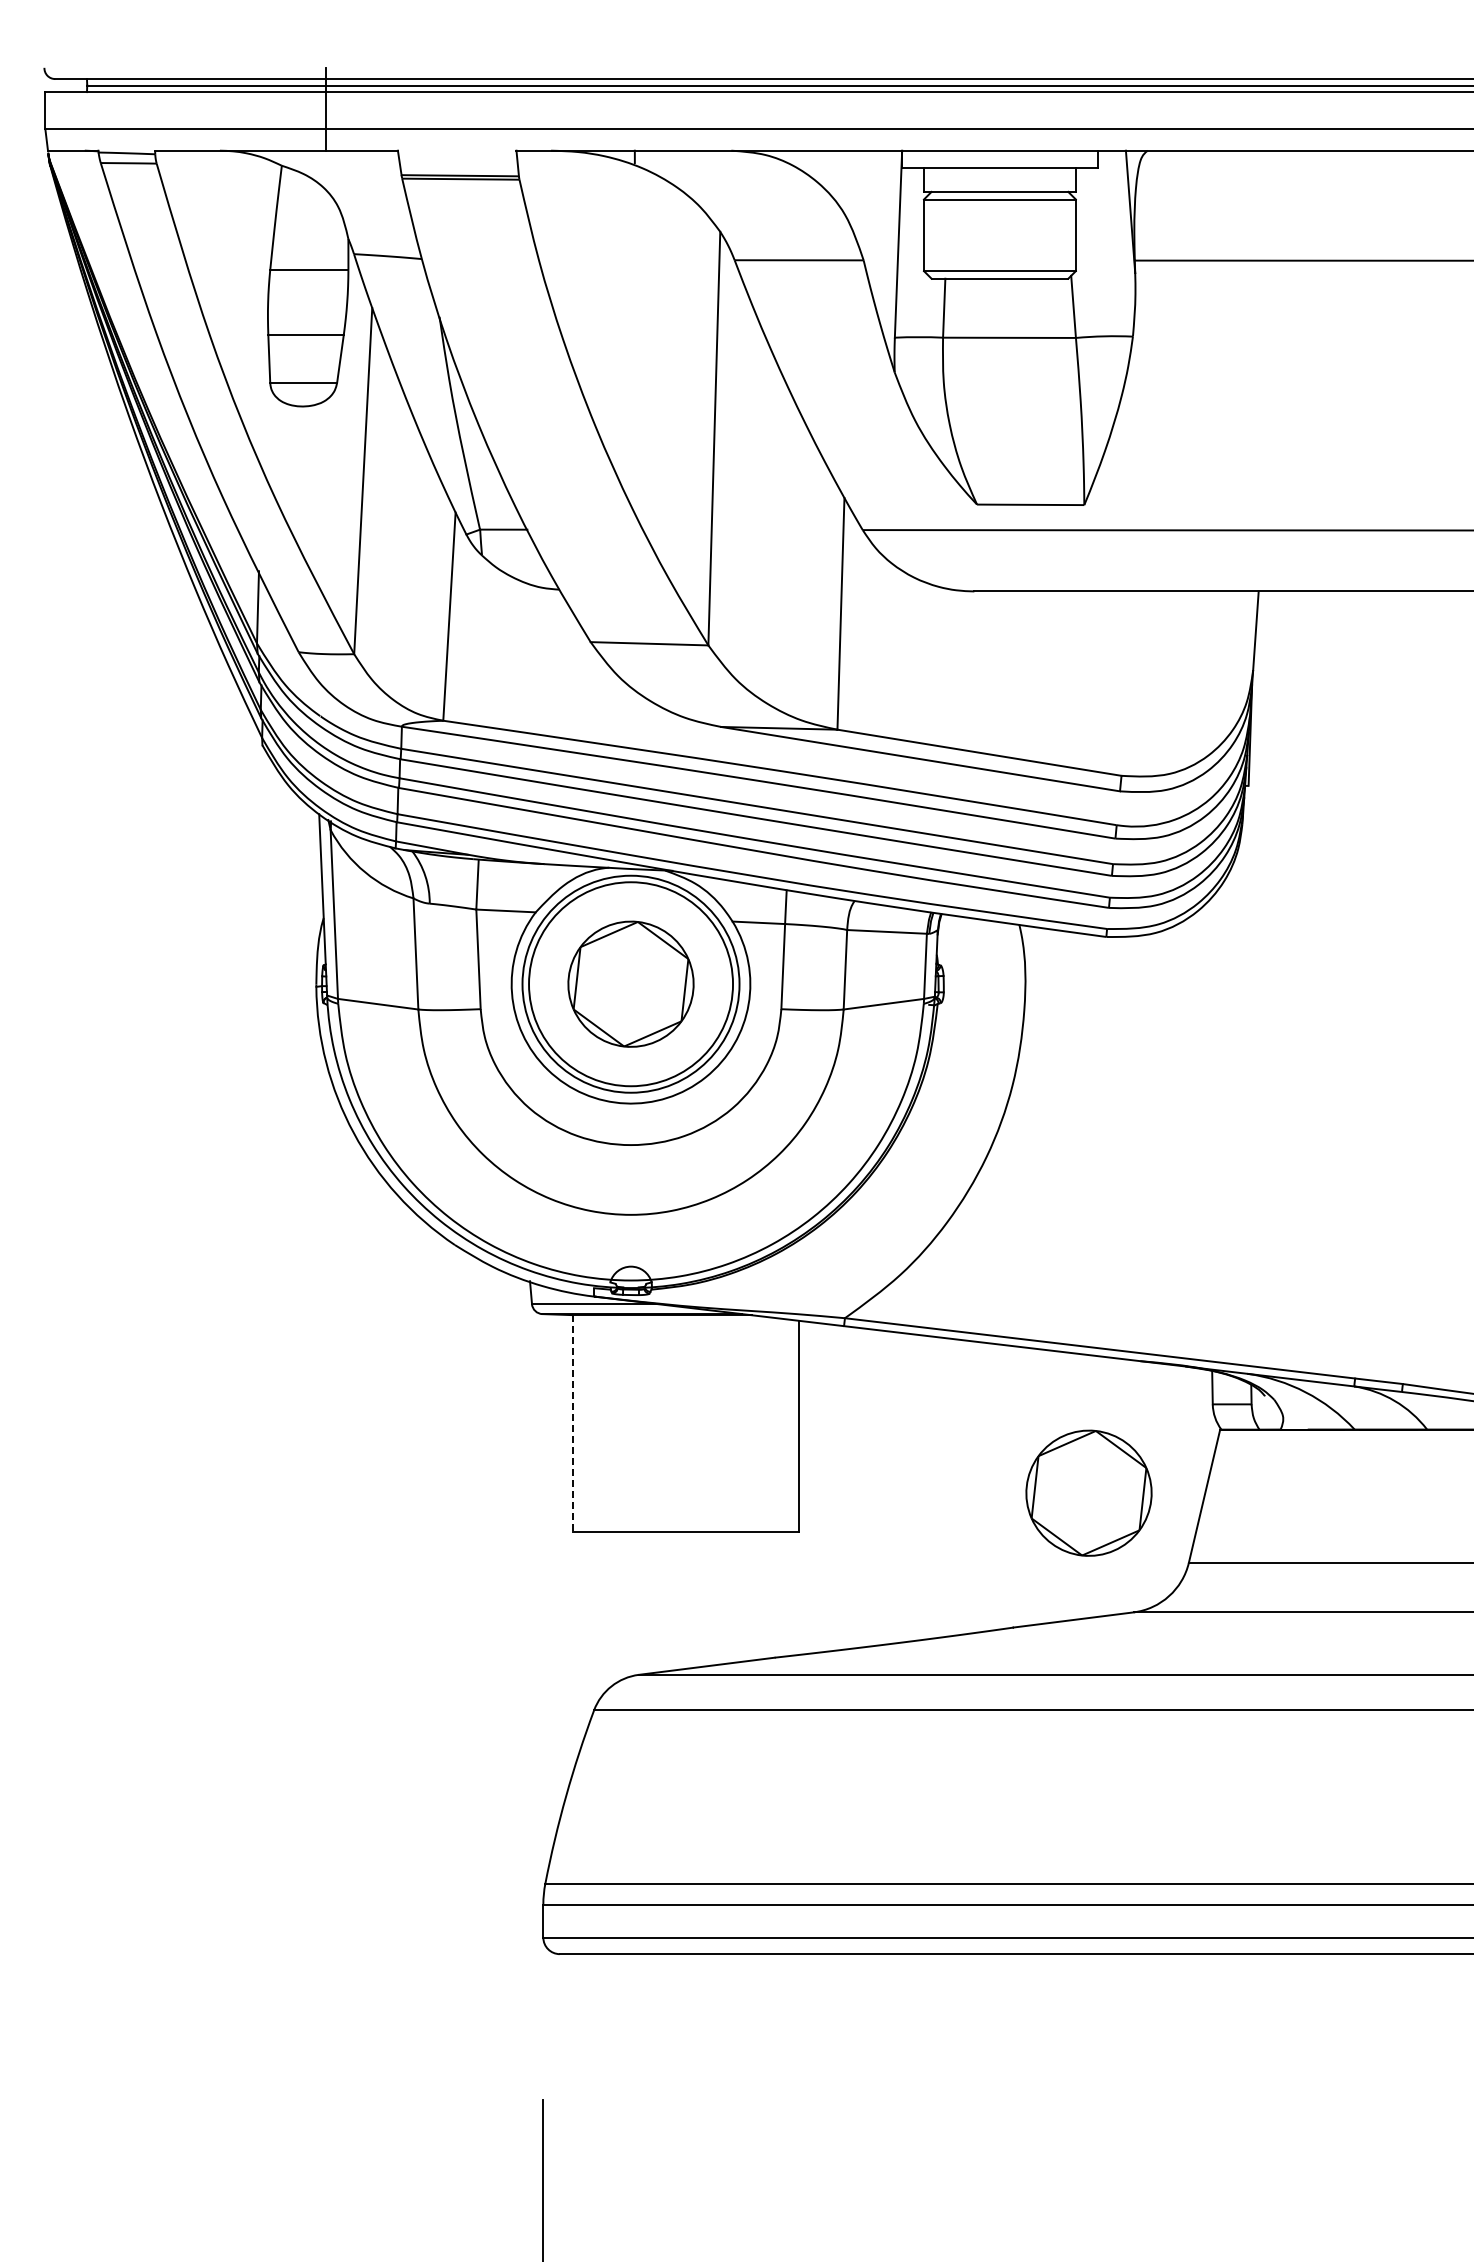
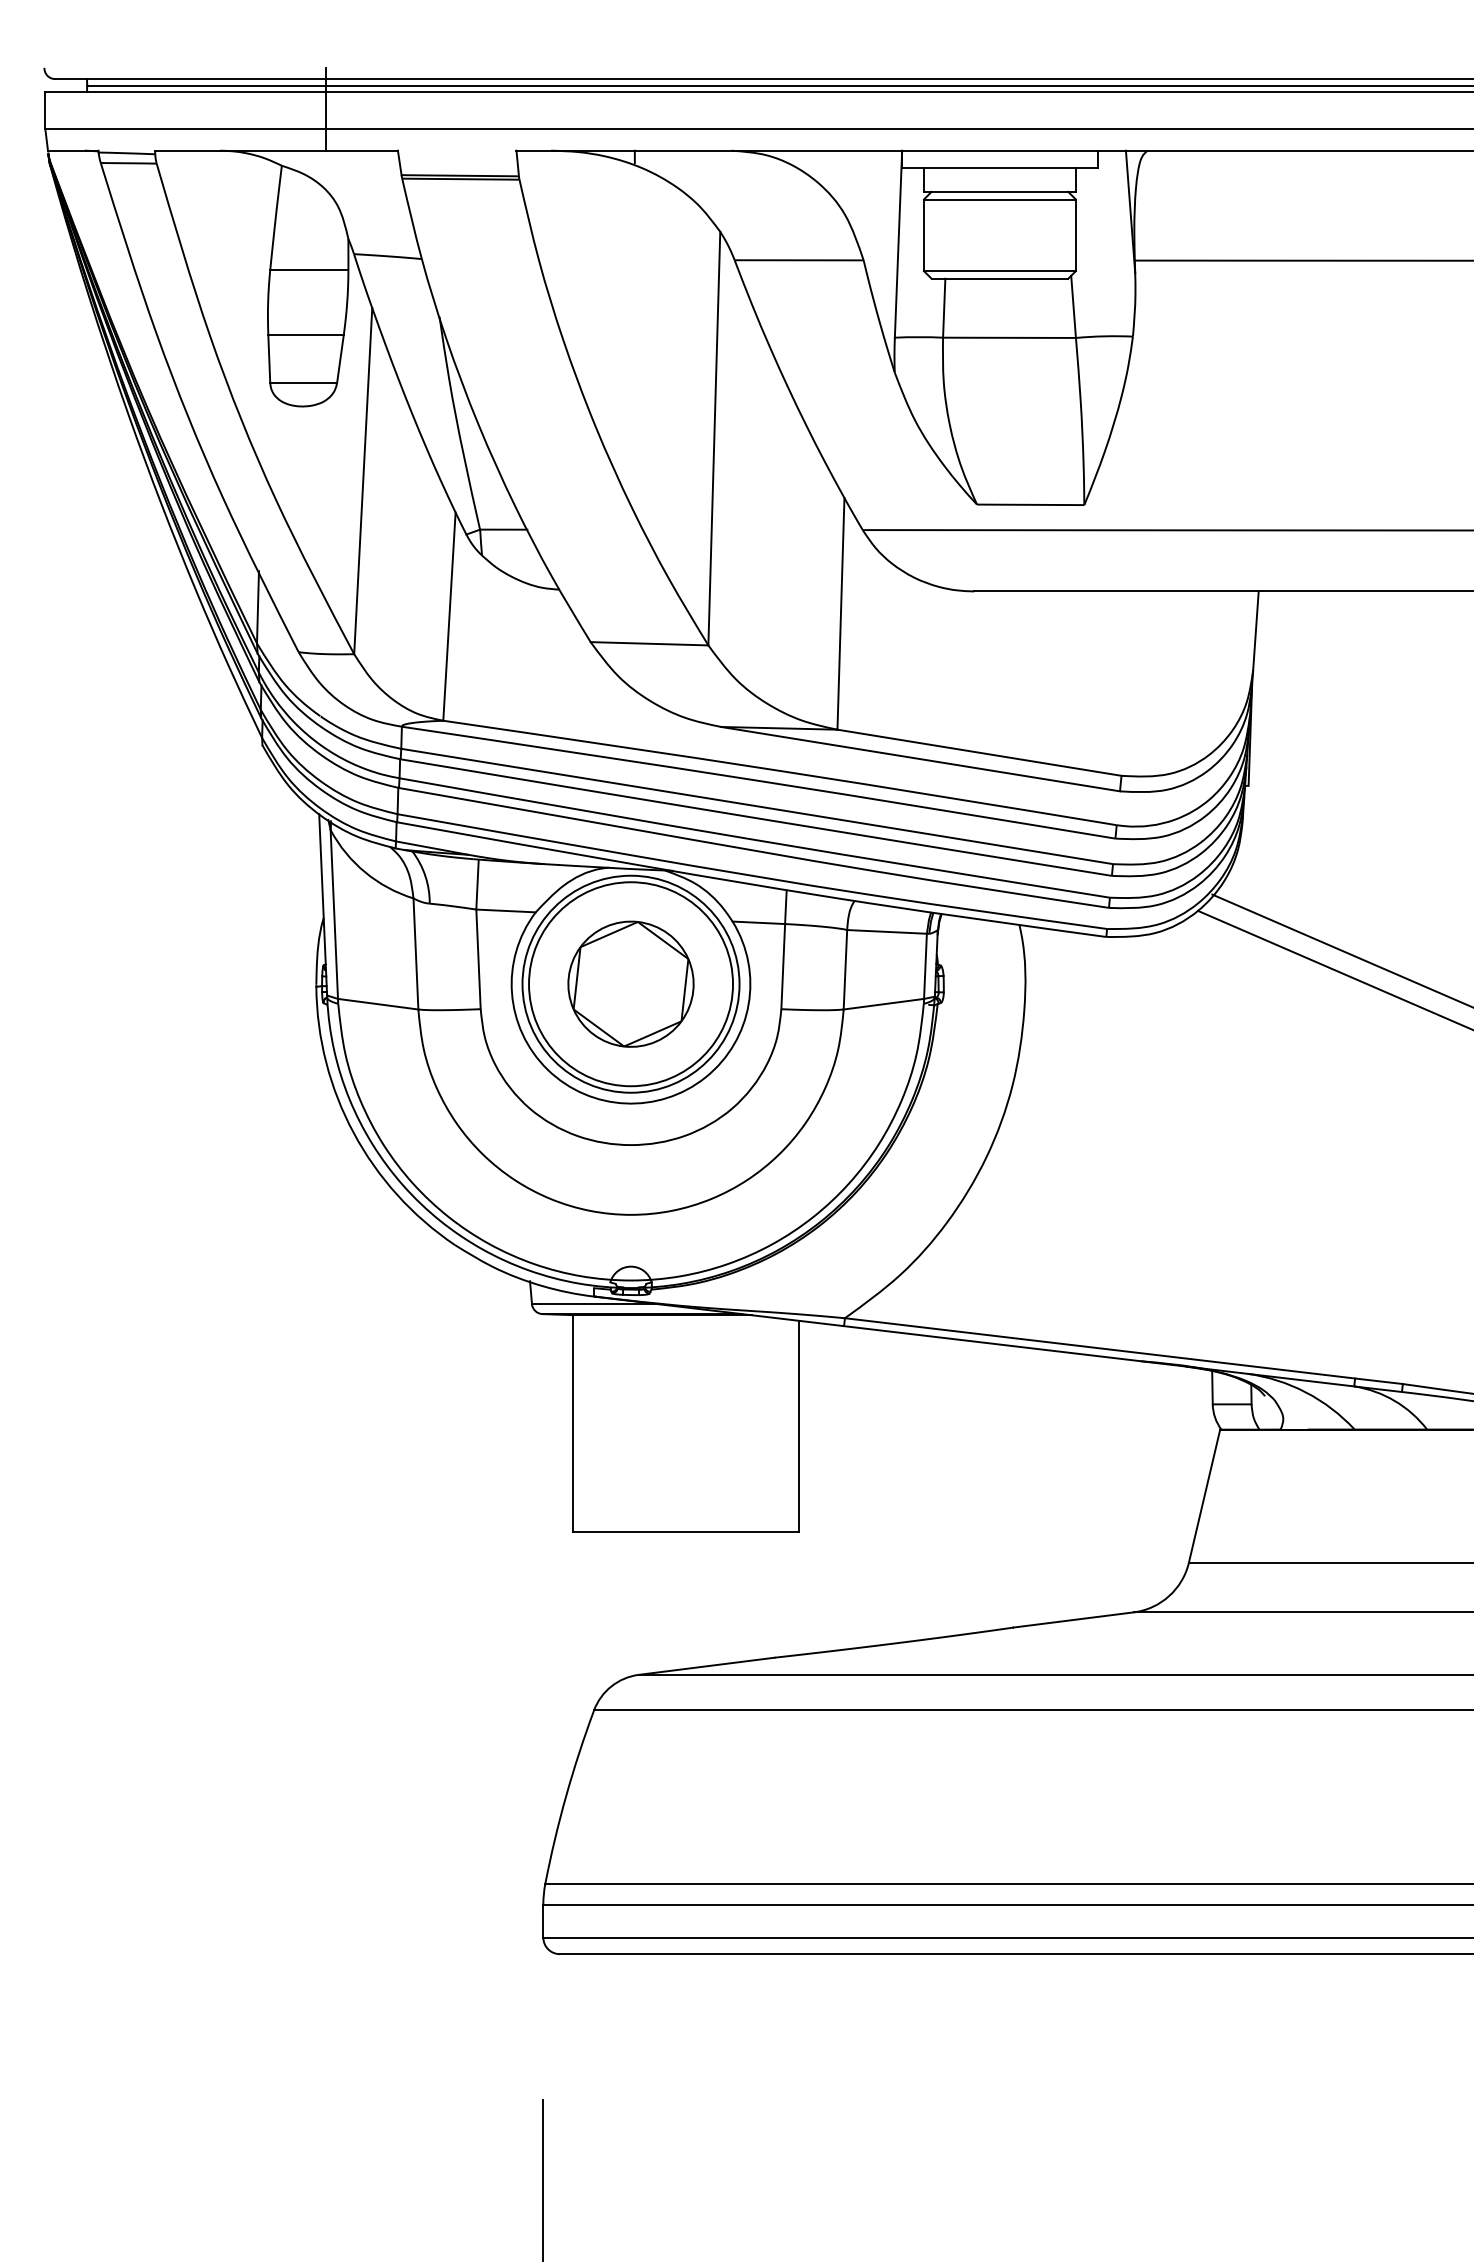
line: none -> present (1341, 950)
line: none -> present (1333, 969)
line: dashed -> solid (573, 1423)
part: present -> none (1088, 1492)
